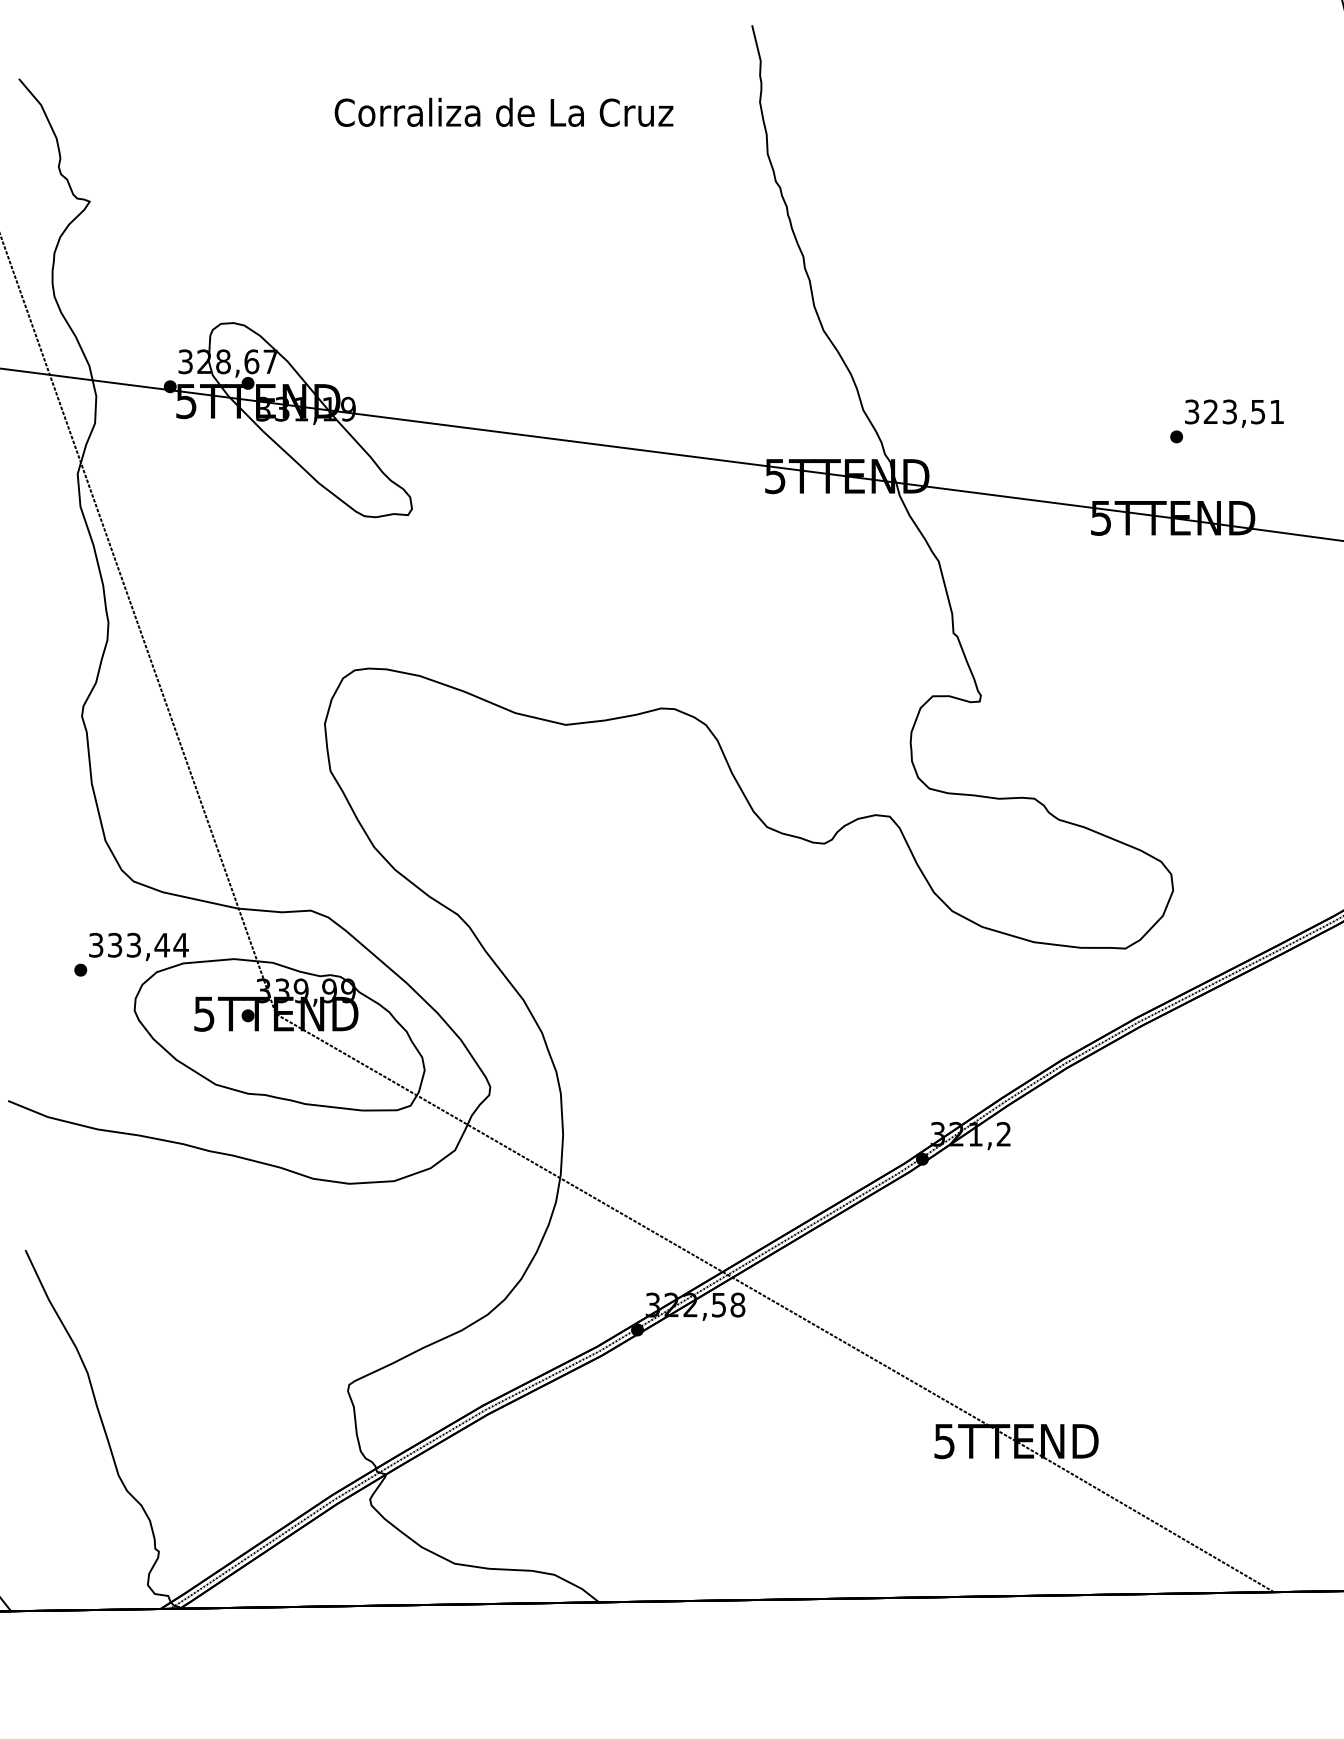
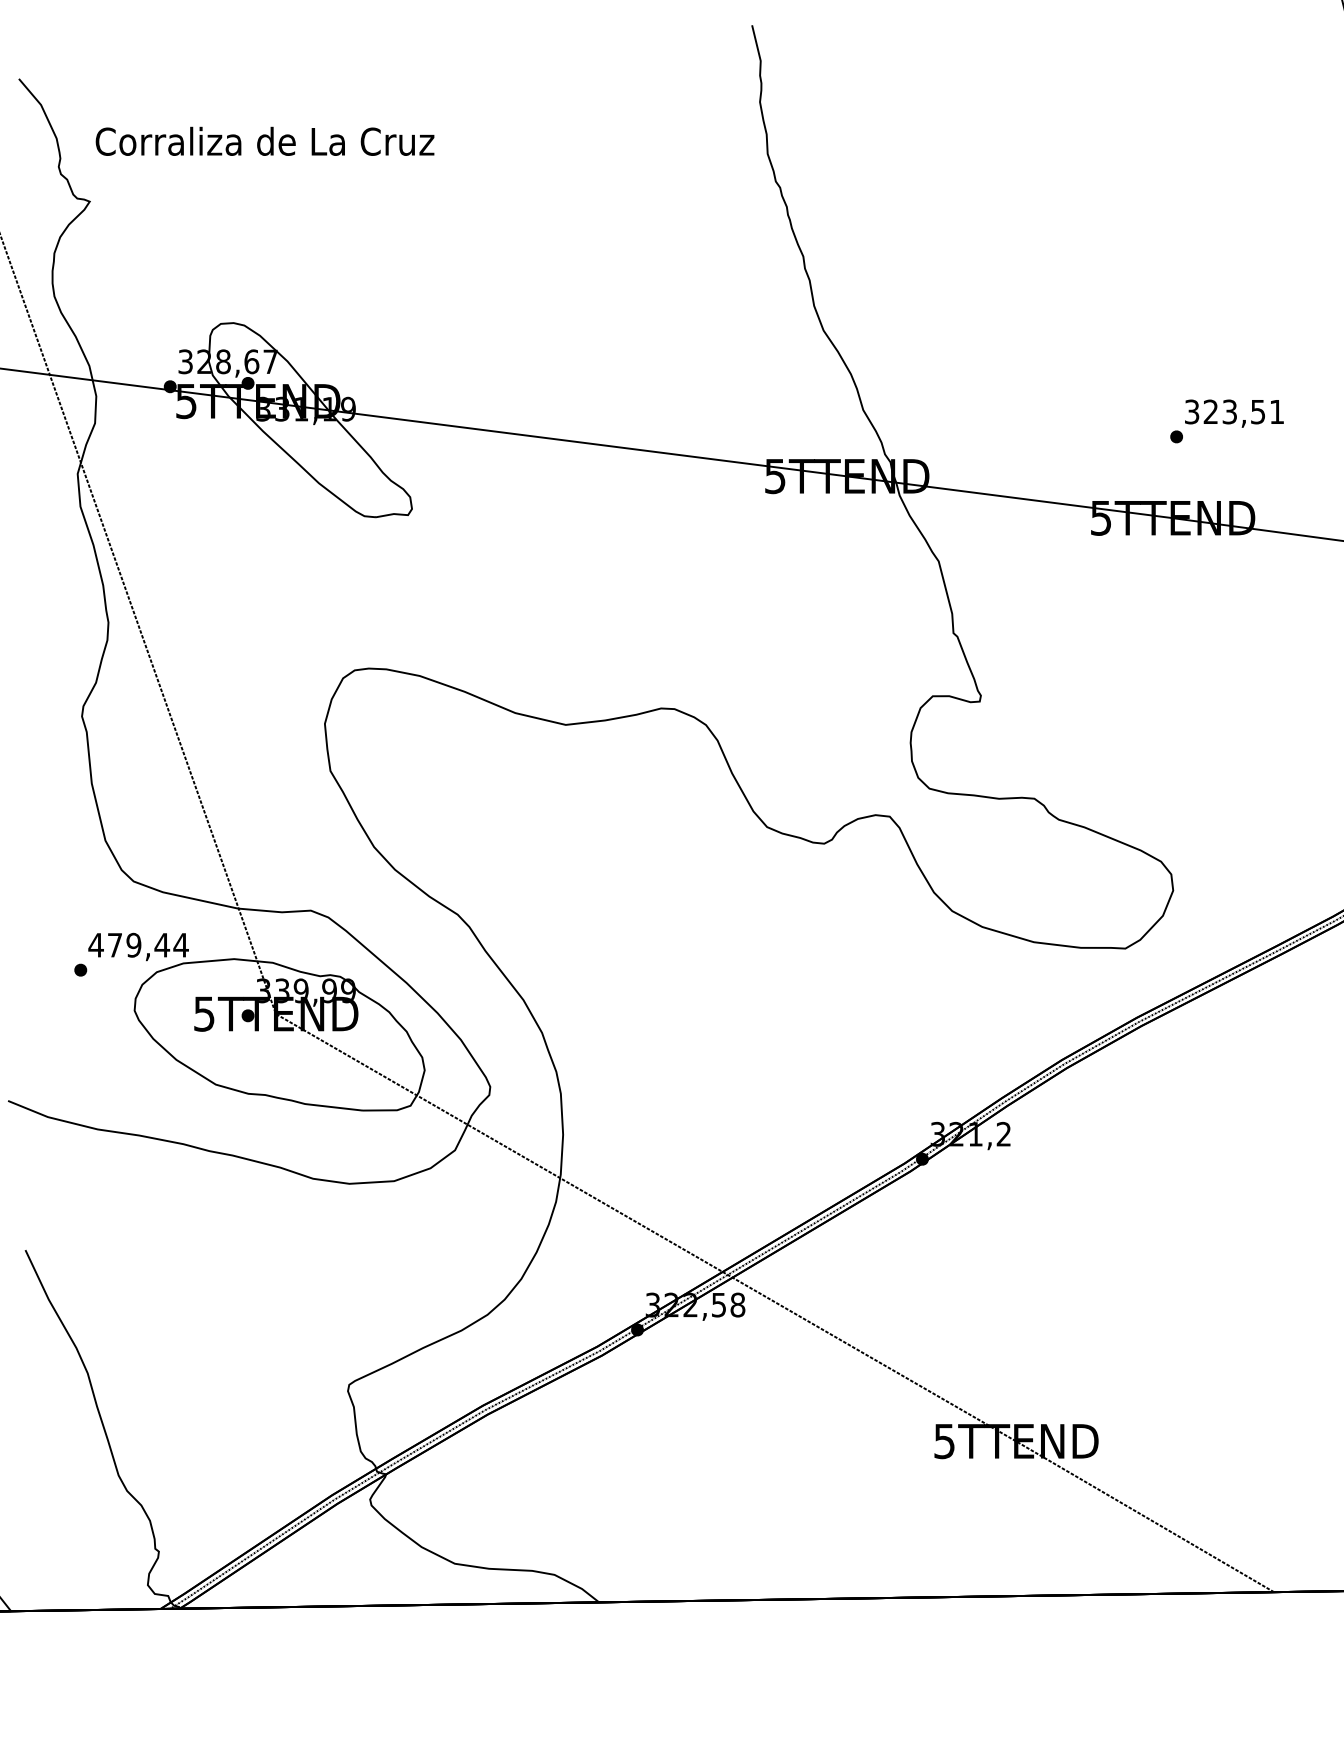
text position: (503, 111) -> (264, 140) (264, 140)
text: 333,44 -> 479,44 (114, 944)
